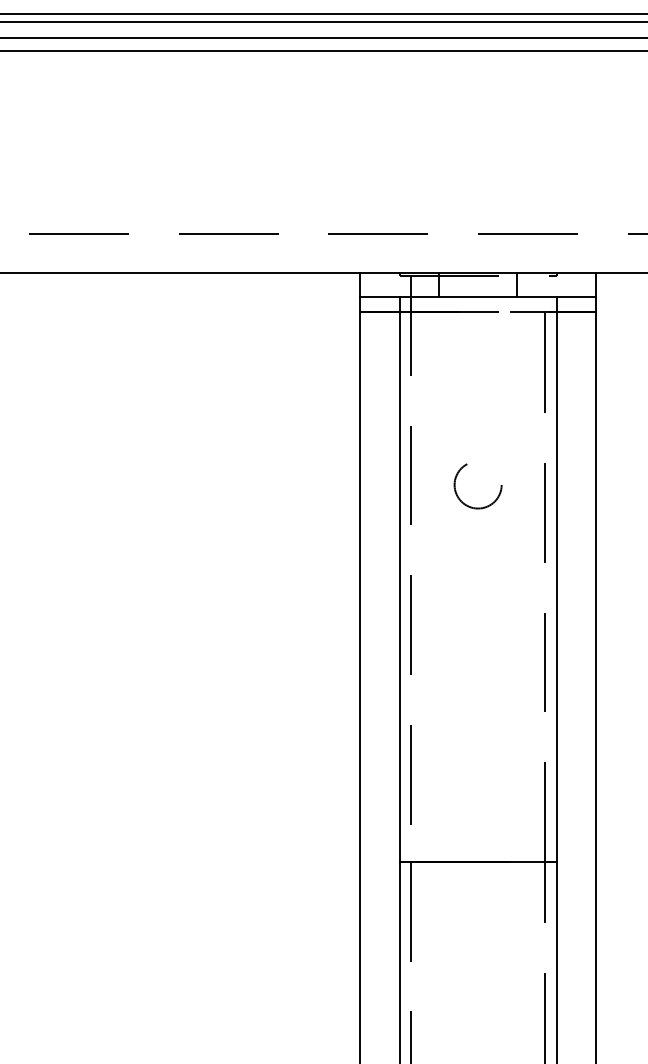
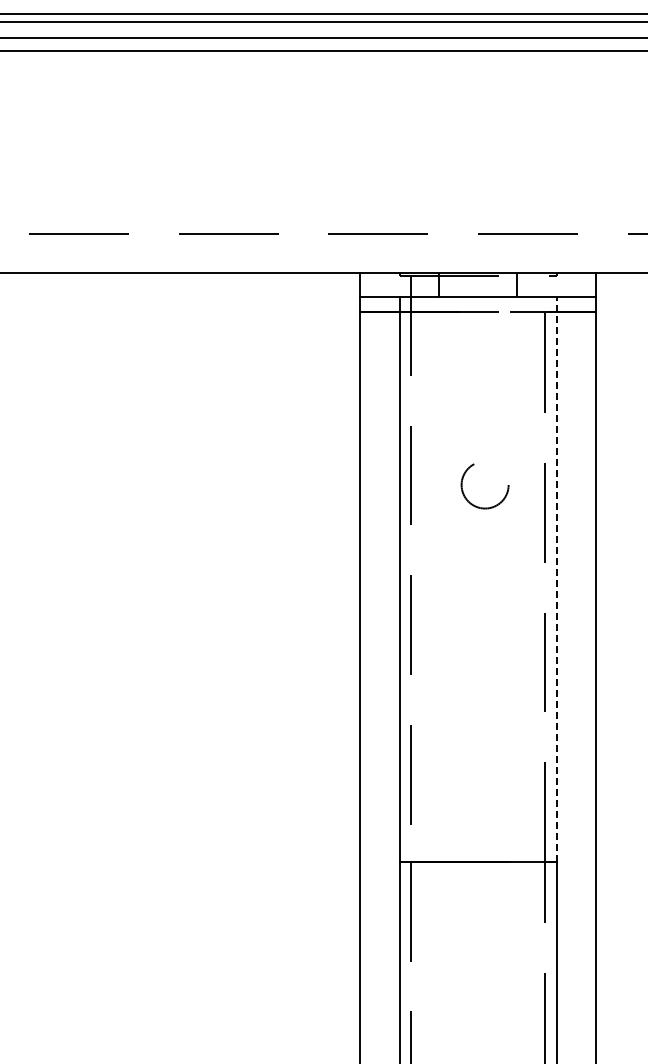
circle position: (477, 486) -> (484, 486) (484, 486)
line: solid -> dashed (556, 579)
